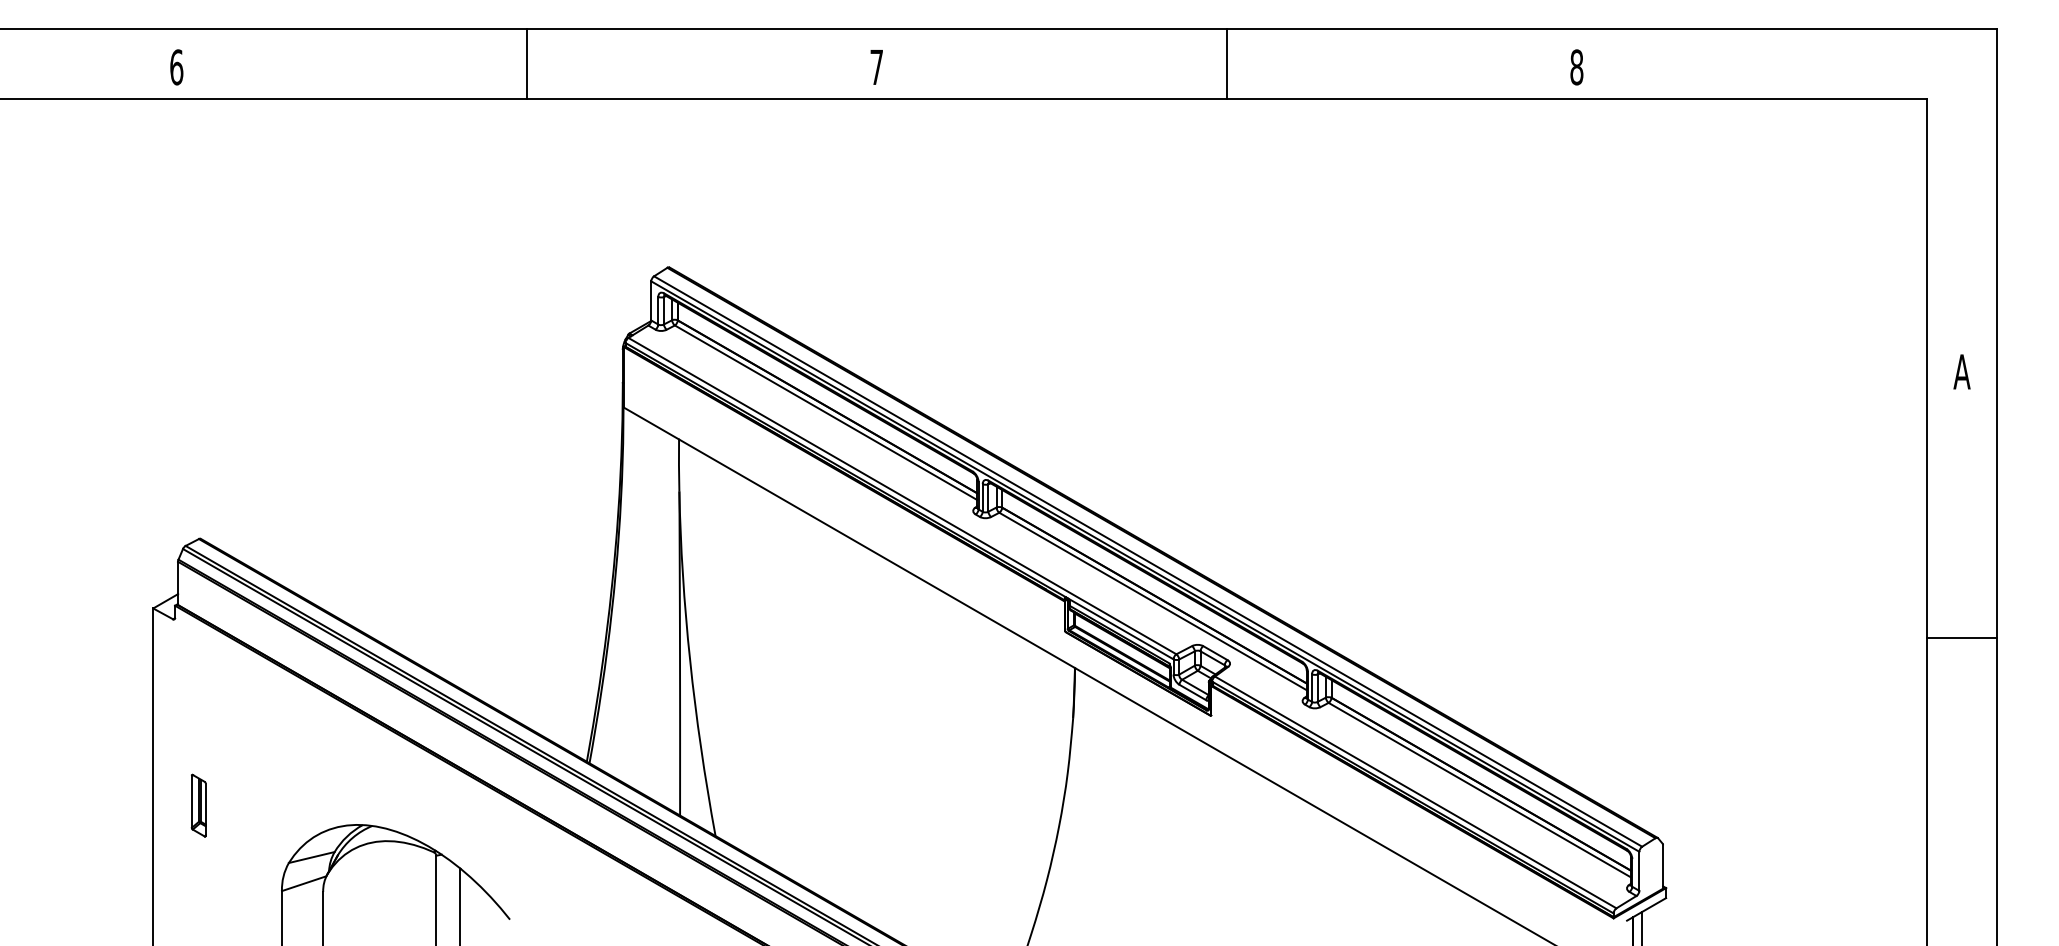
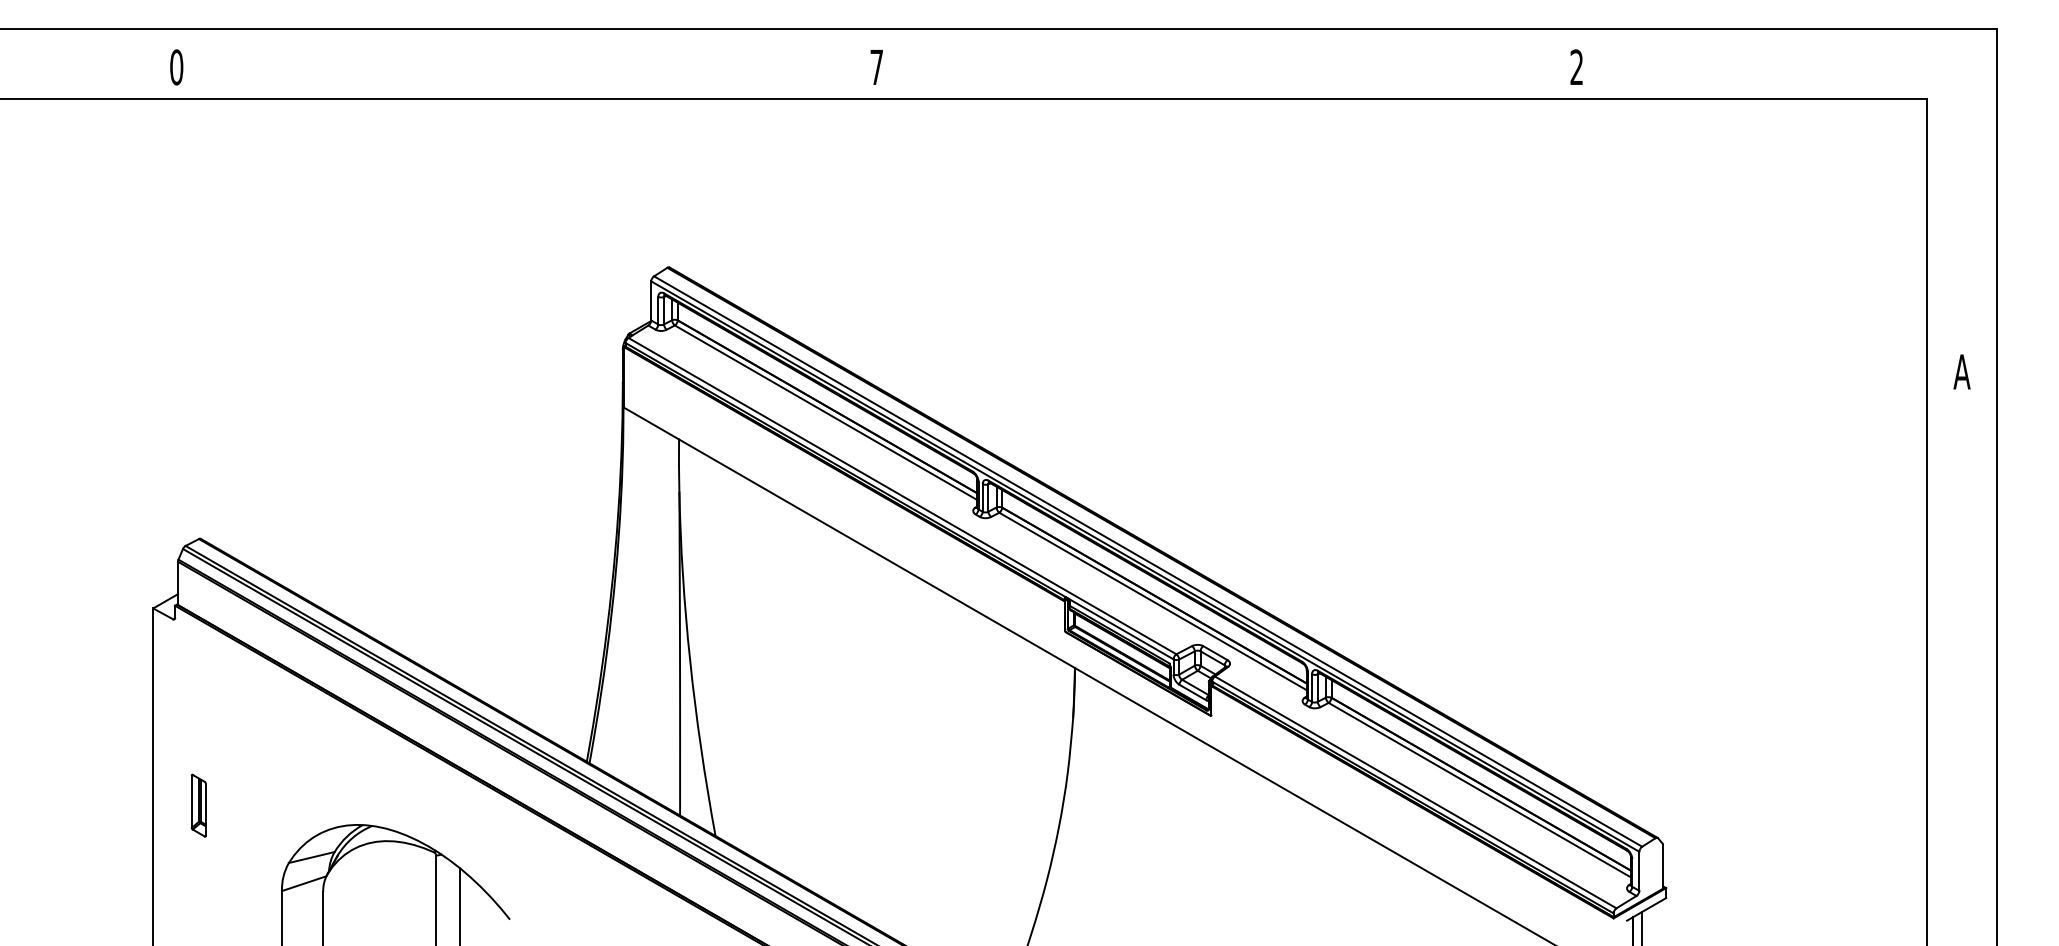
line: present -> none (527, 63)
line: present -> none (1227, 63)
text: 6 -> 0 (176, 67)
text: 8 -> 2 (1576, 67)
line: present -> none (1962, 637)
